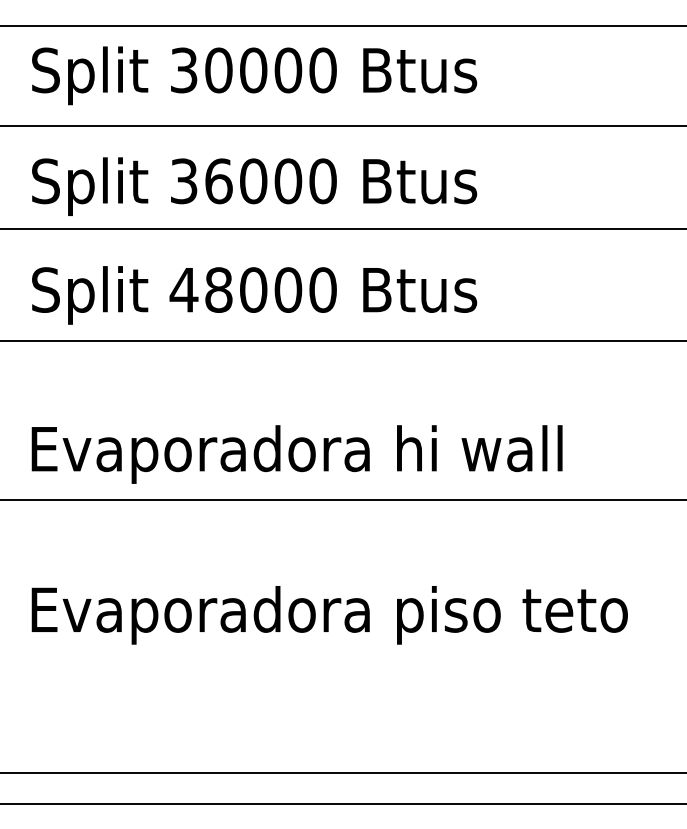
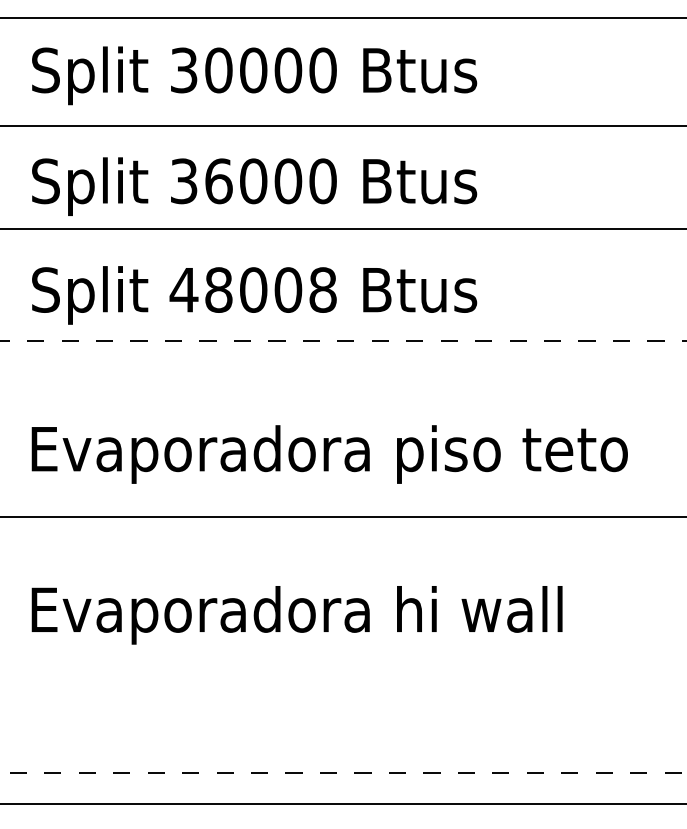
line position: (342, 25) -> (342, 17) (342, 17)
text: 48000 -> 48008 (322, 289)
line: solid -> dashed (343, 340)
text: Evaporadora hi wall -> Evaporadora piso teto (512, 454)
line position: (342, 499) -> (342, 516) (342, 516)
text: Evaporadora piso teto -> Evaporadora hi wall (512, 615)
line: solid -> dashed (343, 773)
